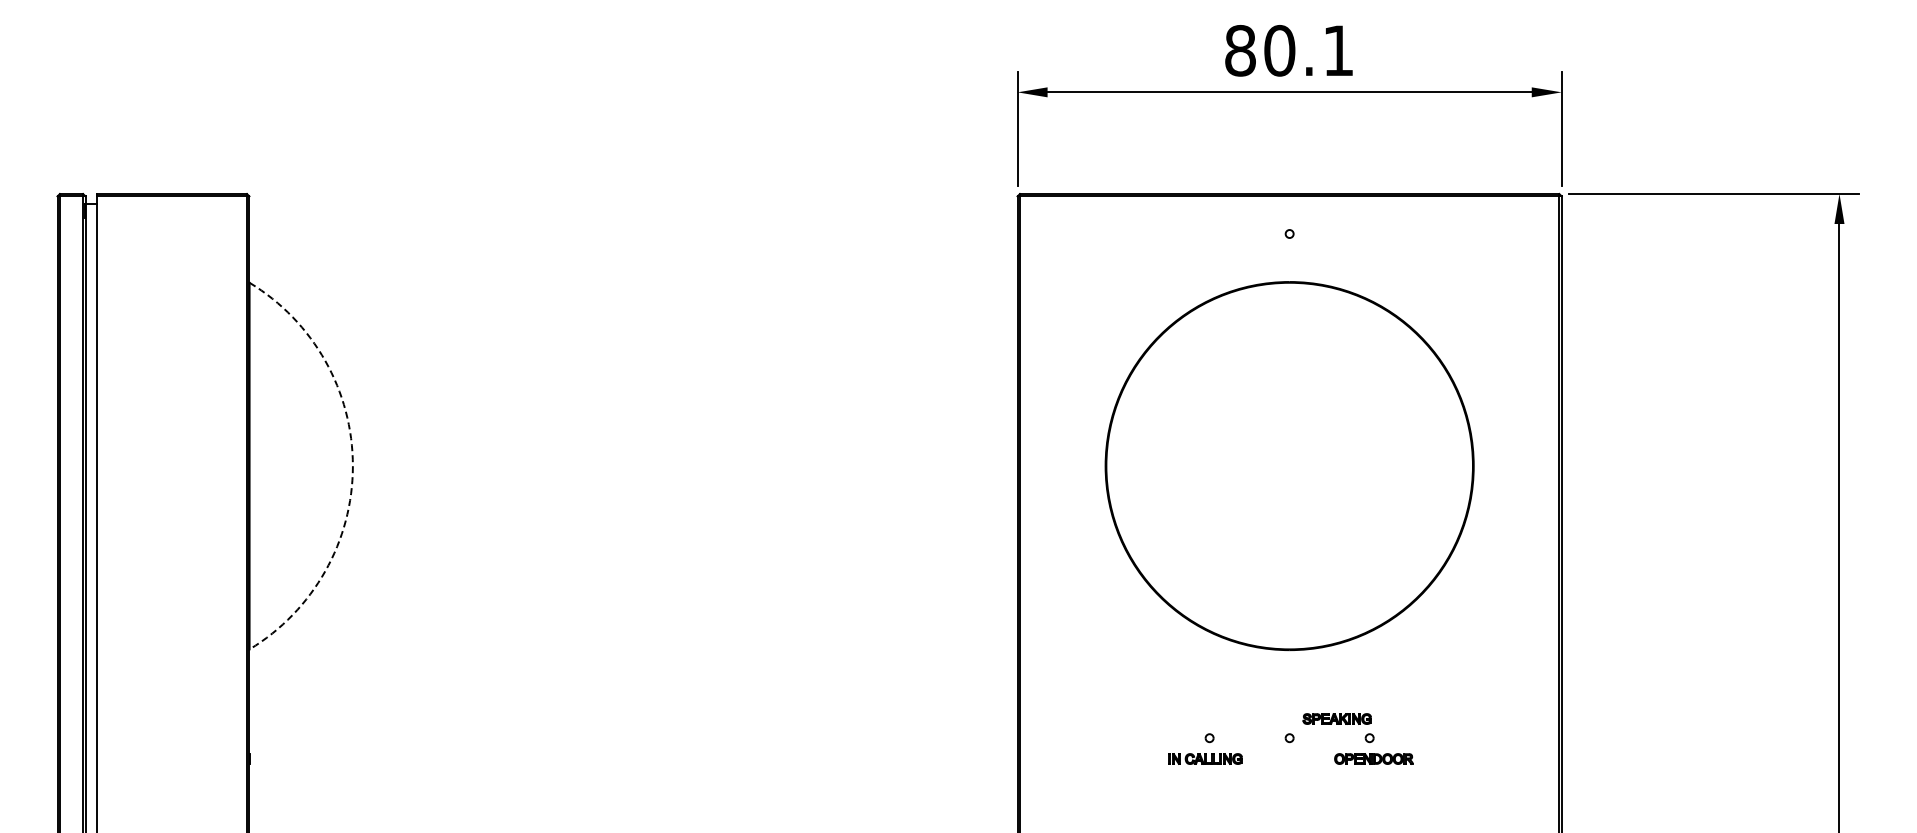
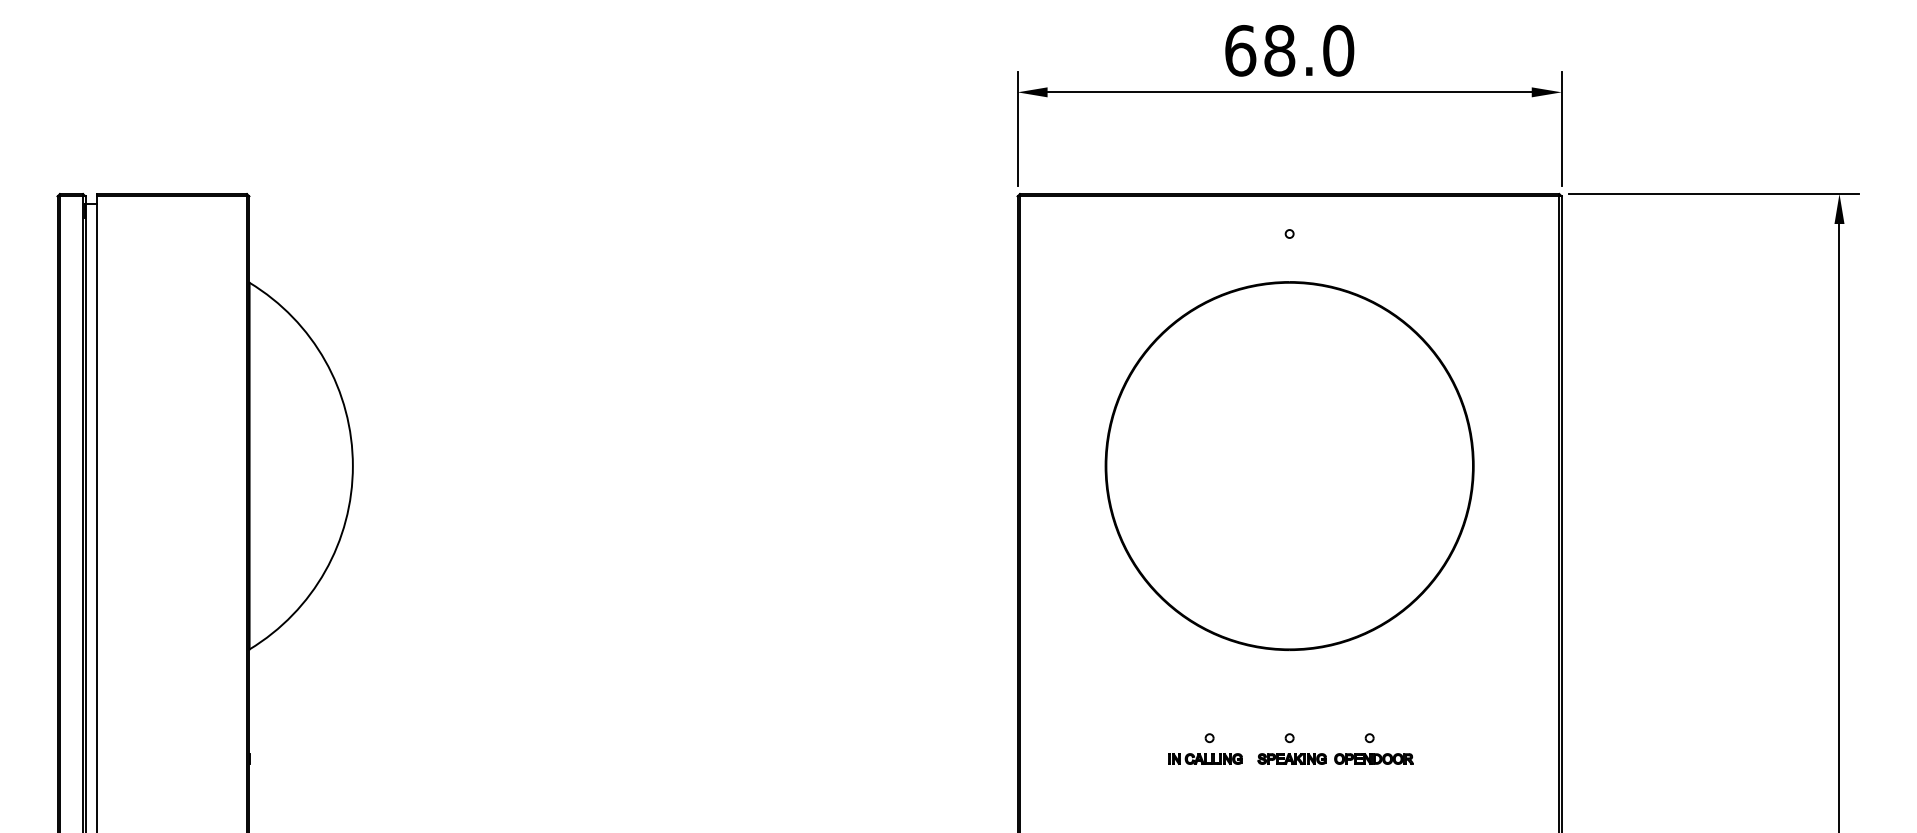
text: 80.1 -> 68.0 (1289, 50)
arc: dashed -> solid (352, 466)
part position: (1336, 718) -> (1291, 758) (1291, 758)
